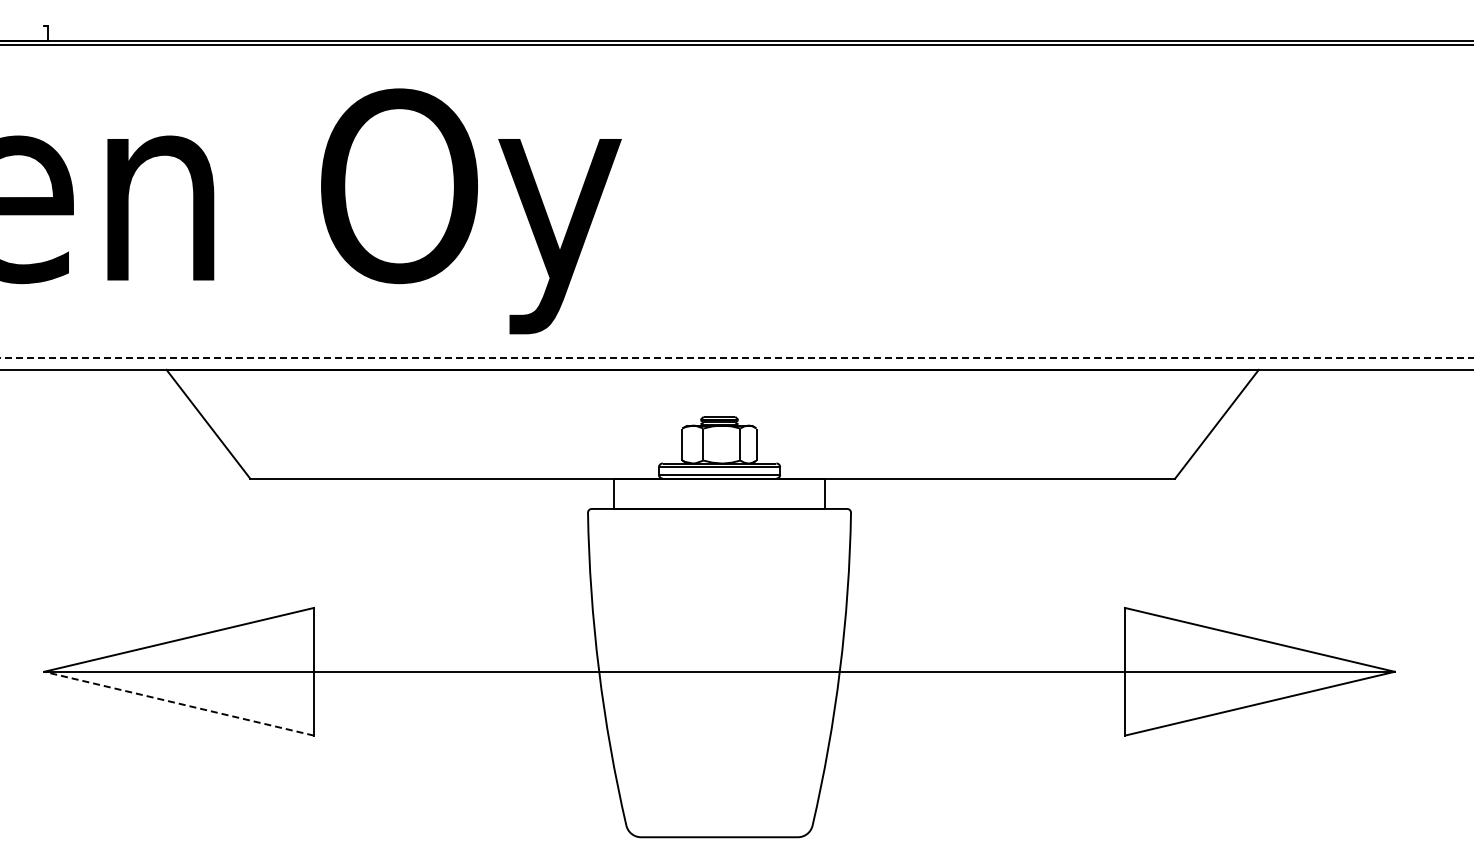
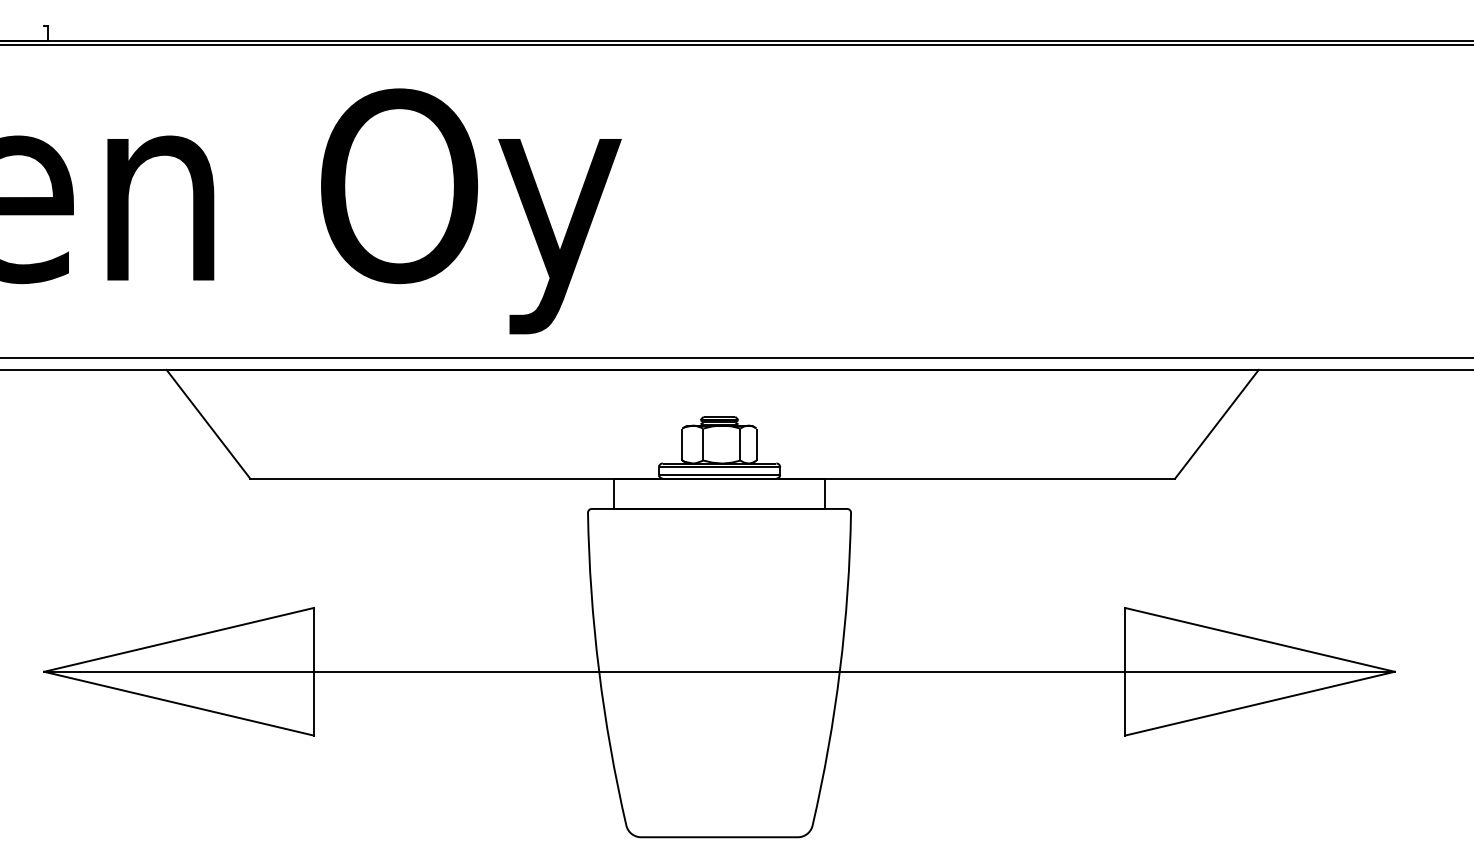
line: dashed -> solid (735, 358)
line: dashed -> solid (179, 703)
